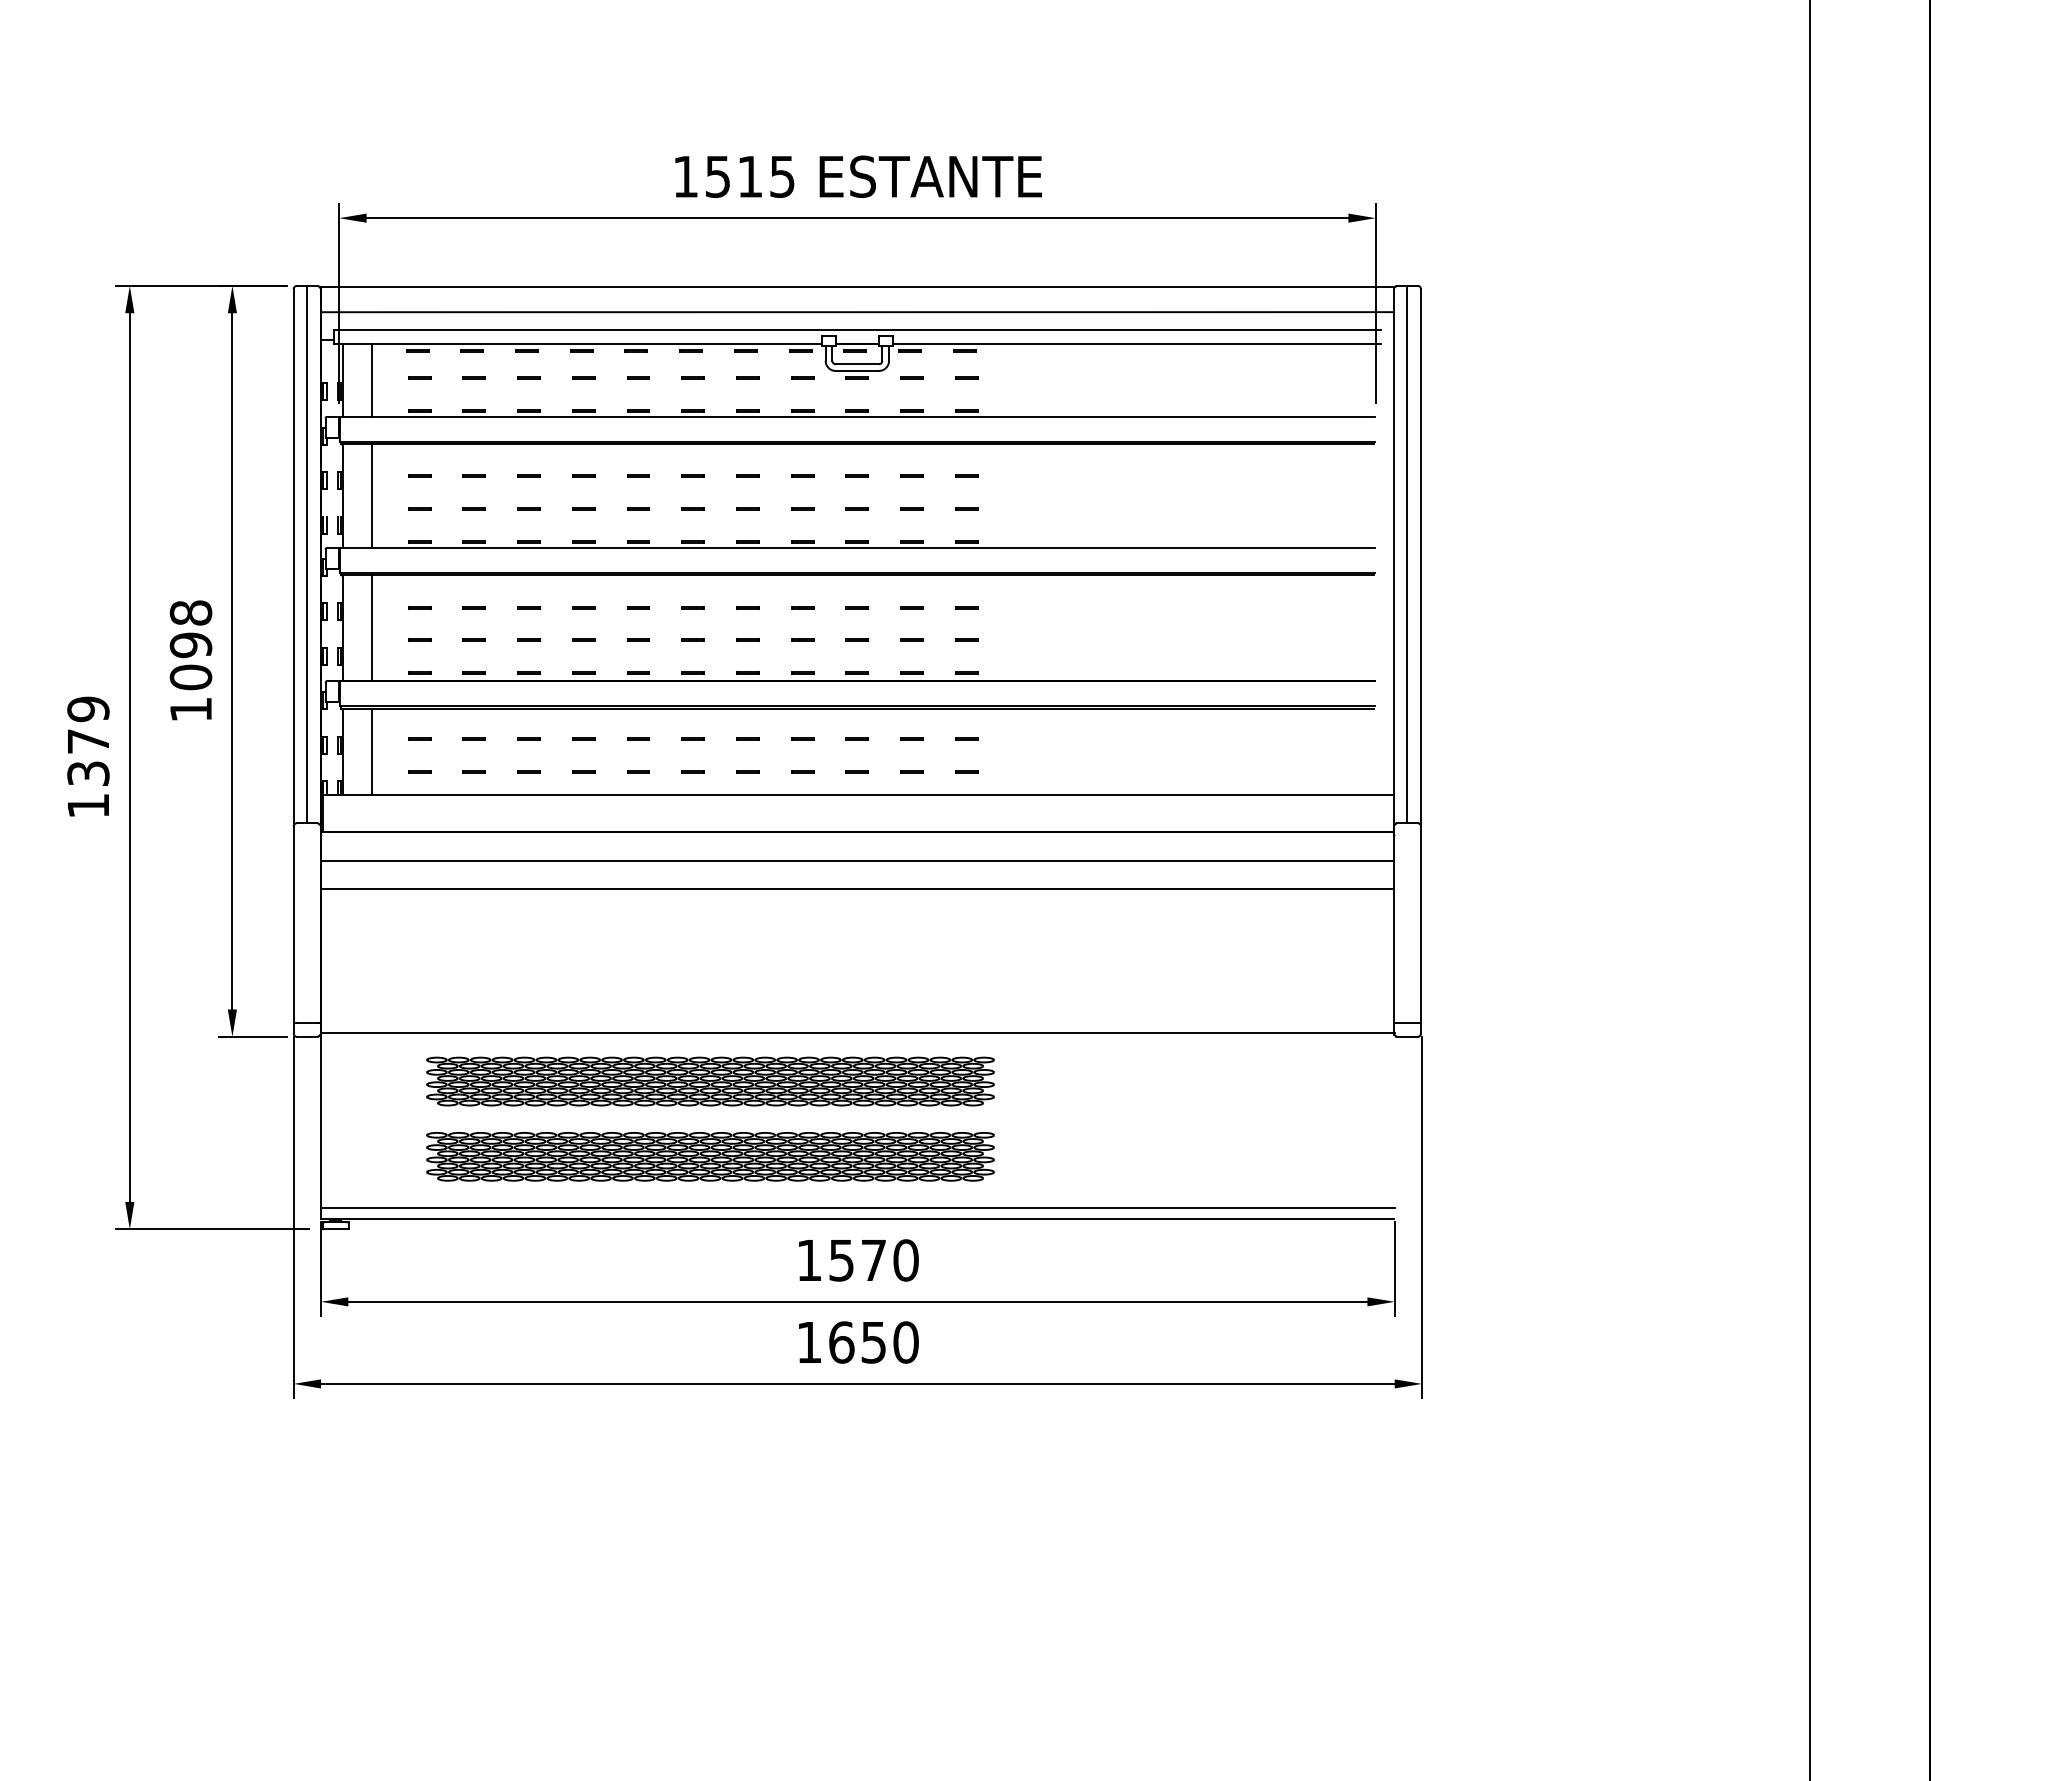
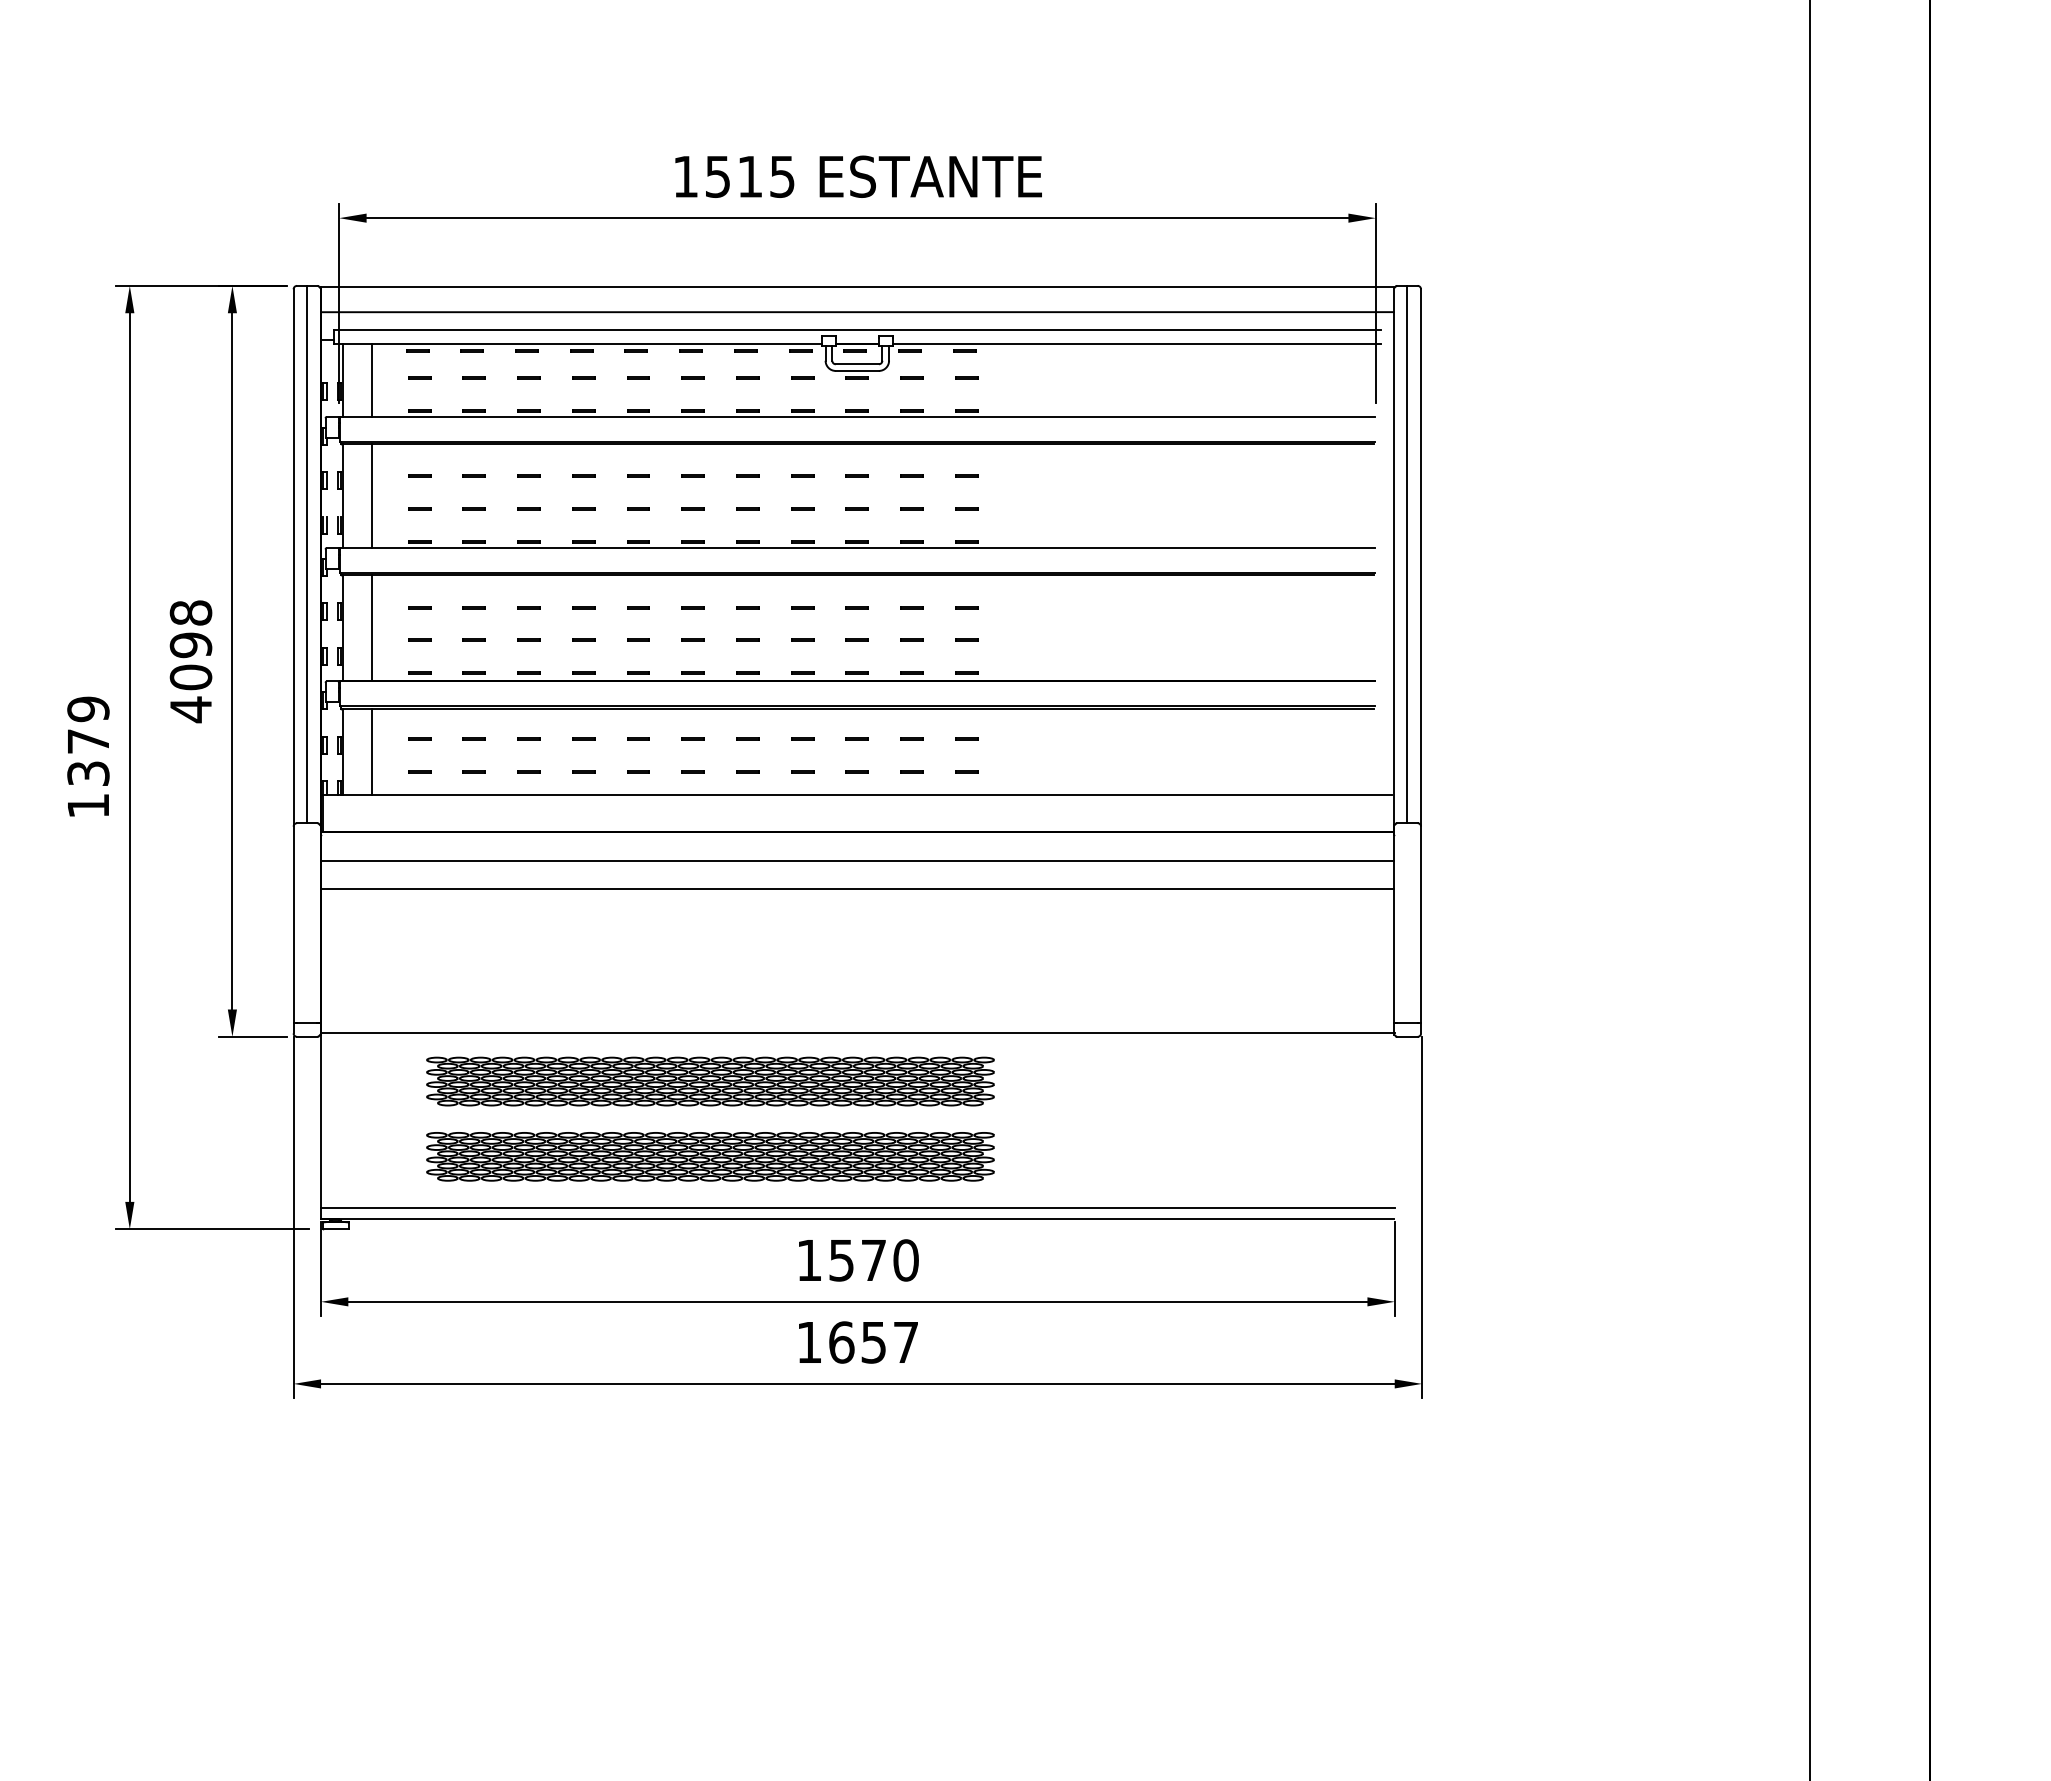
text: 1098 -> 4098 (190, 709)
text: 1650 -> 1657 (905, 1342)
